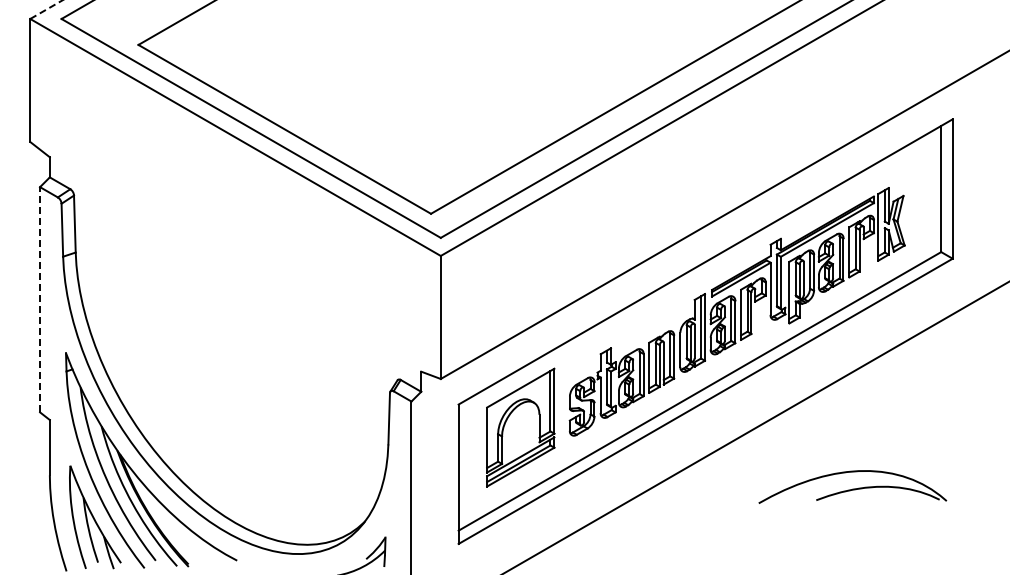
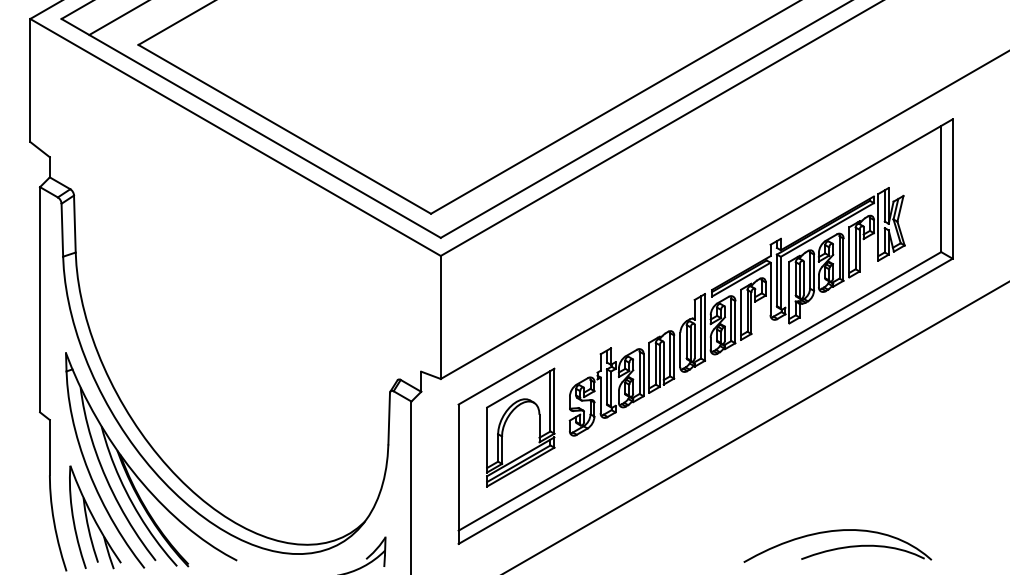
line: dashed -> solid (46, 9)
line: none -> present (117, 18)
line: dashed -> solid (40, 299)
part position: (852, 486) -> (837, 545) (837, 545)
